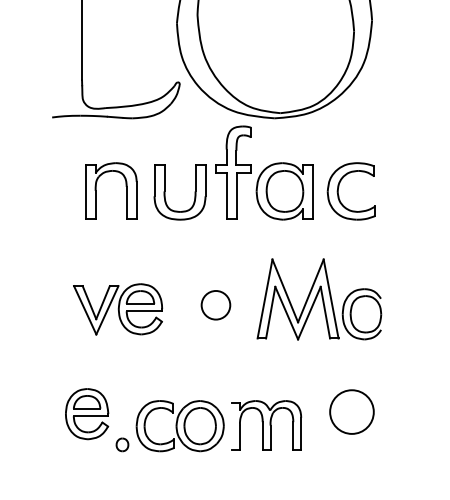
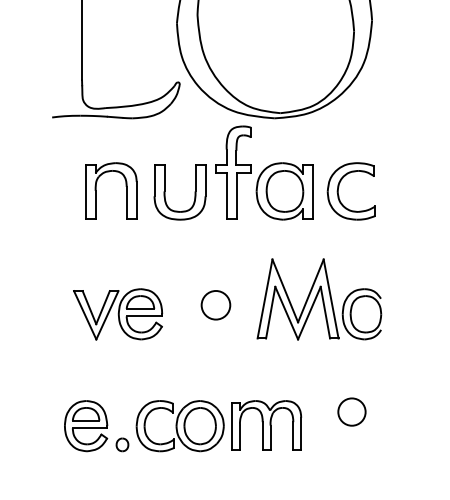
part position: (118, 309) -> (118, 314) (118, 314)
circle diameter: 44 px -> 27 px (351, 411)
part position: (87, 414) -> (86, 426) (86, 426)
line: none -> present (232, 426)
